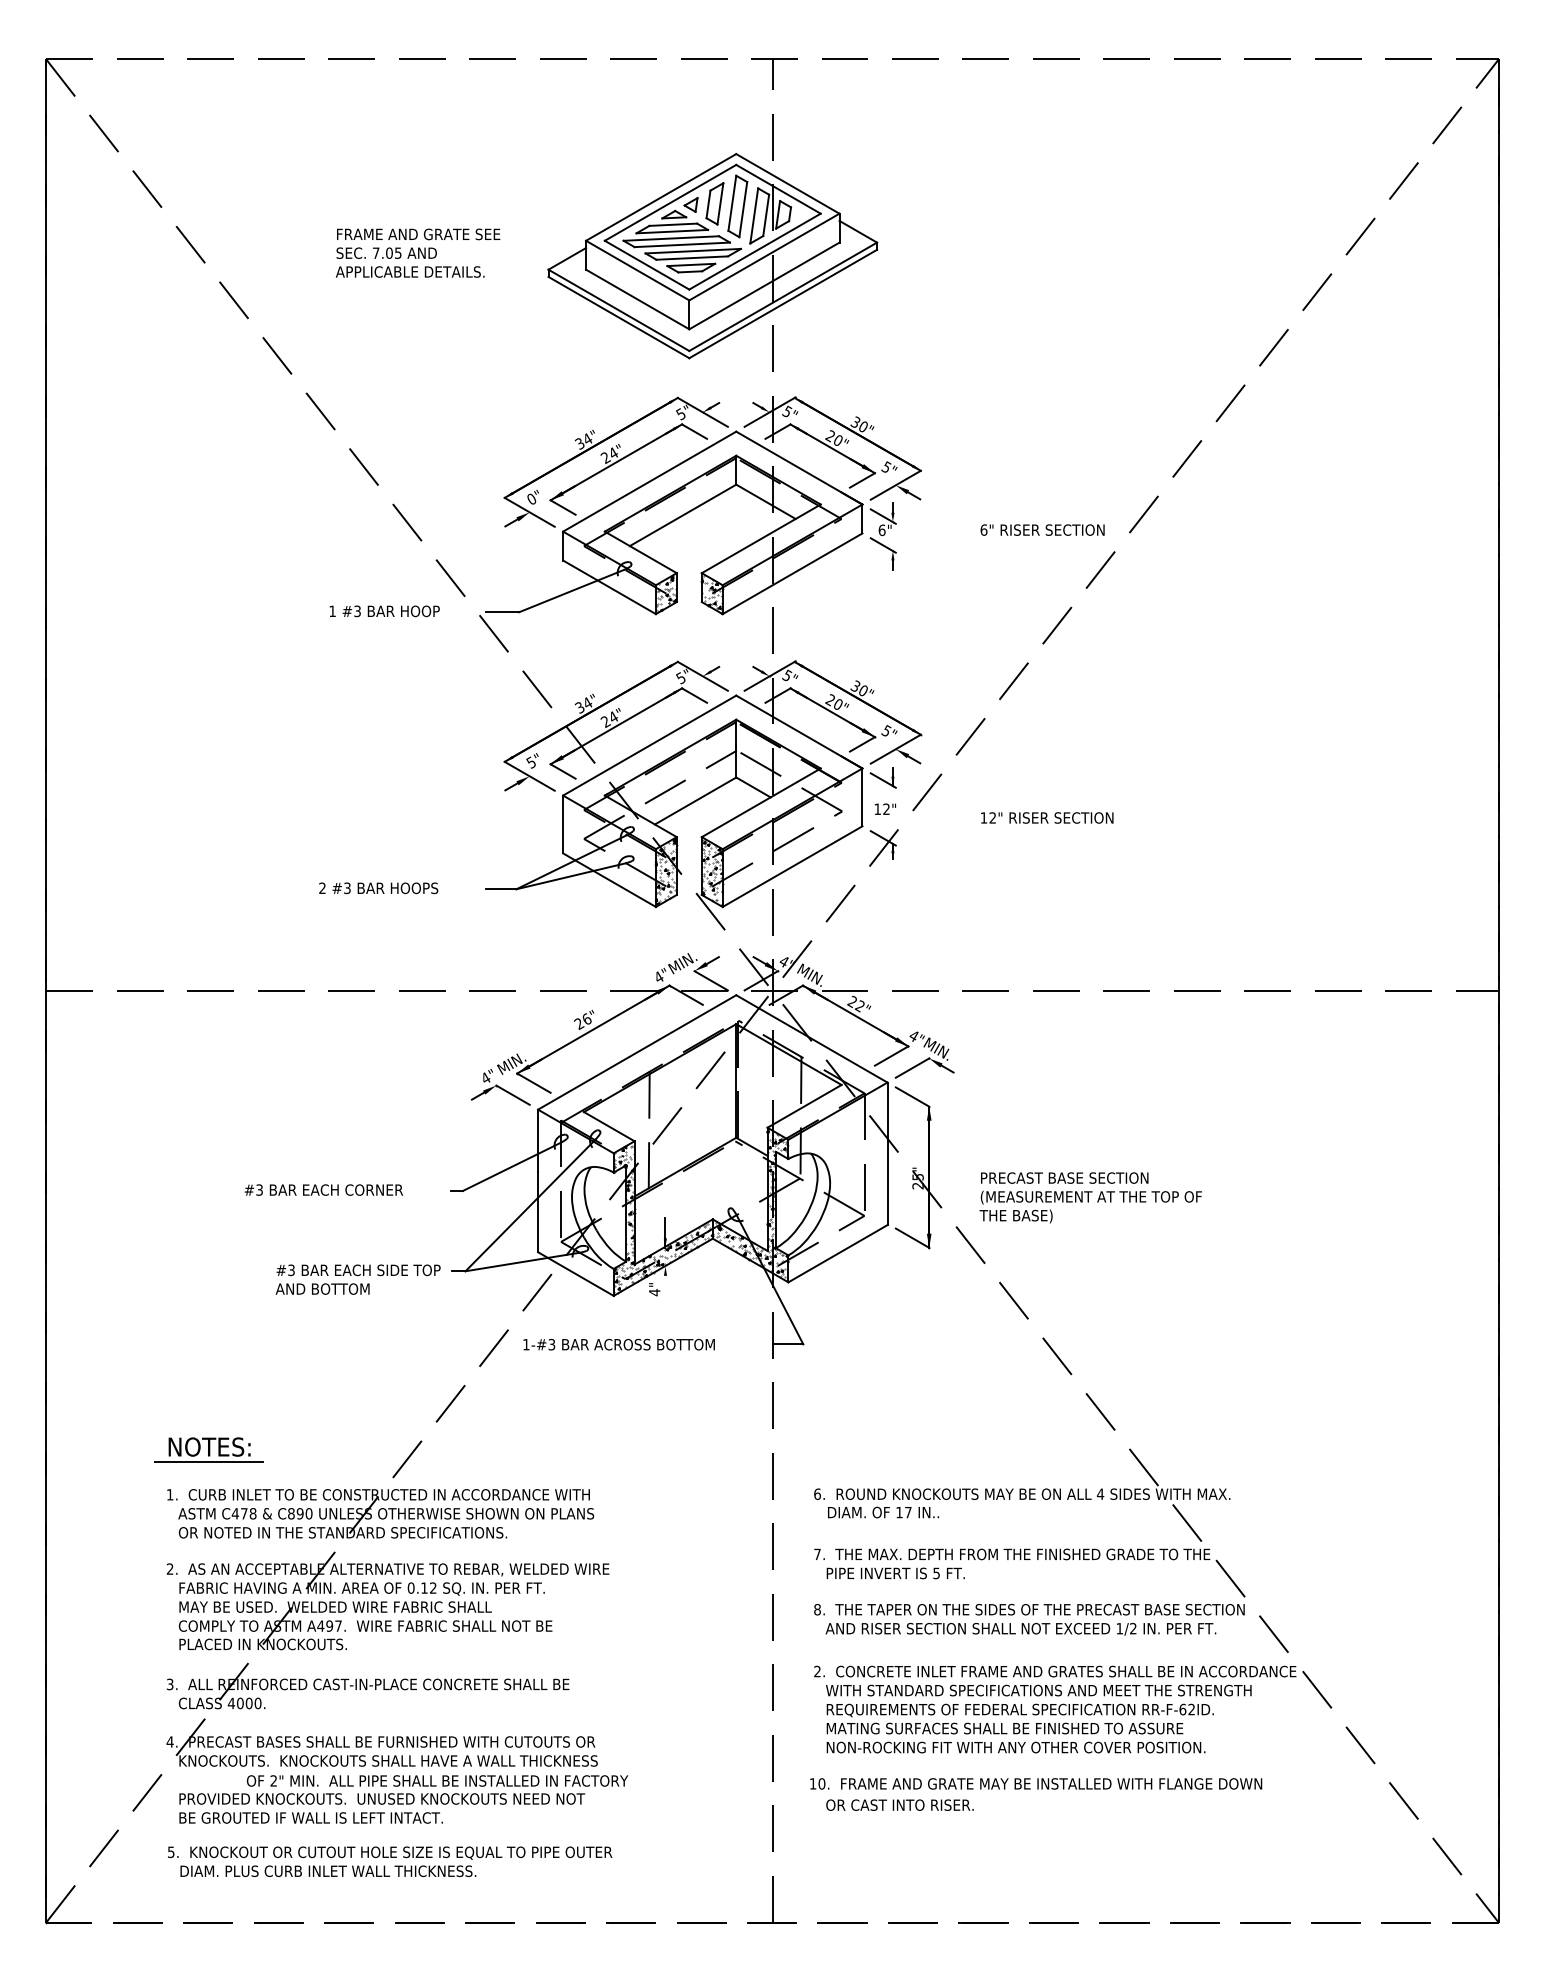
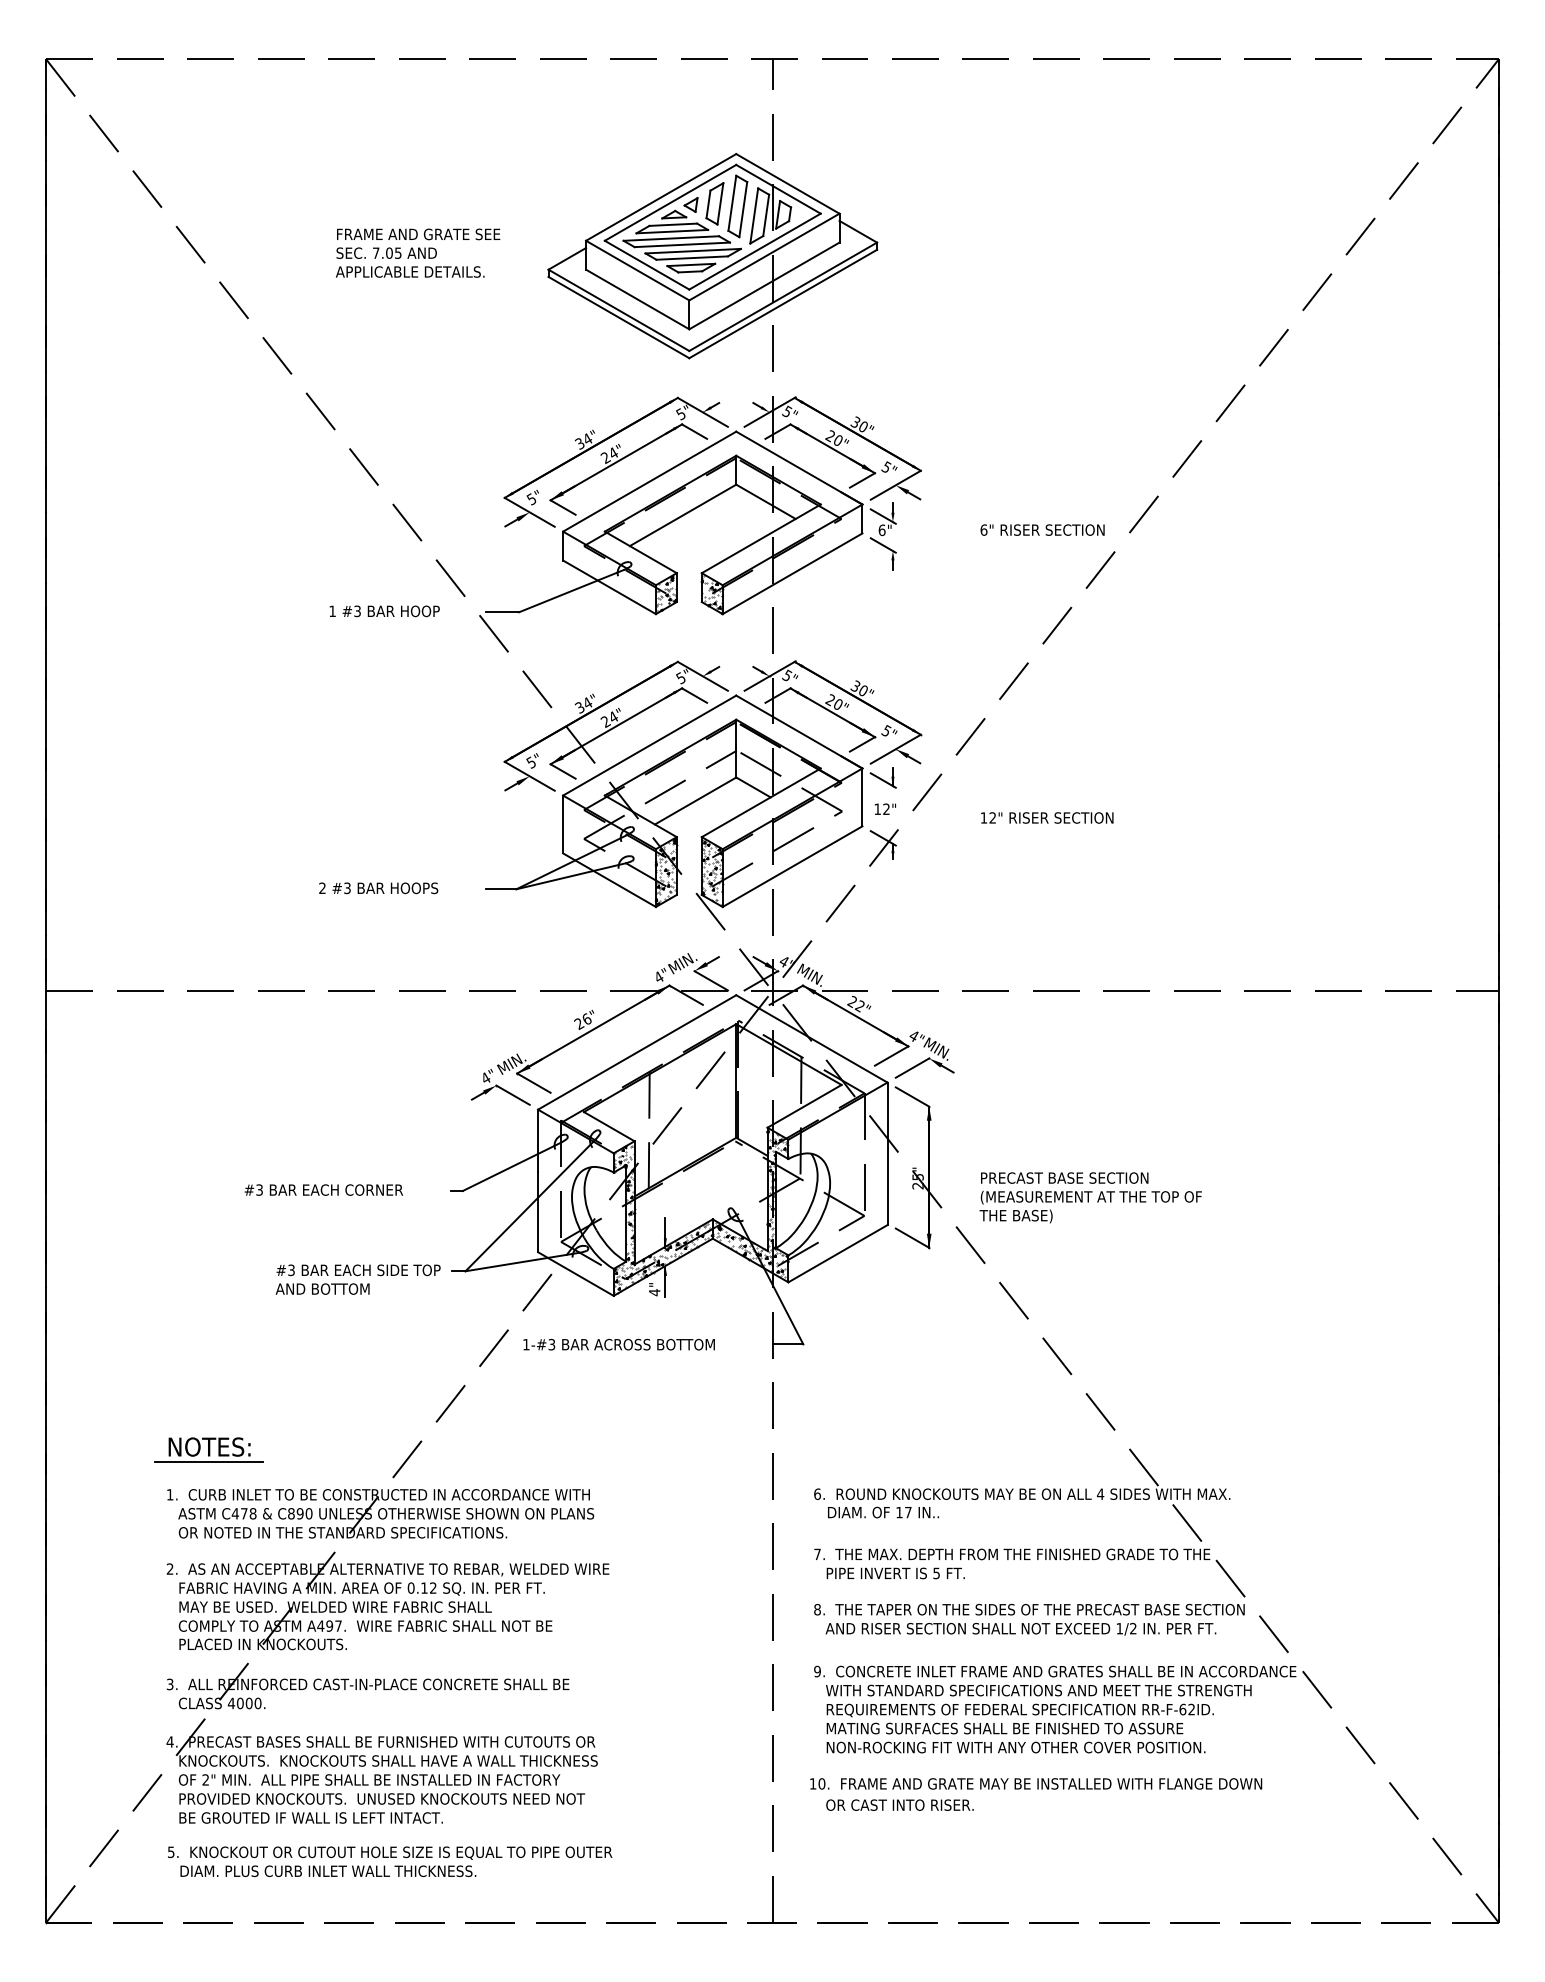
text: 0" -> 5" (530, 499)
line: none -> present (665, 1281)
text: 2. -> 9. (817, 1671)
text position: (437, 1780) -> (369, 1779) (369, 1779)
